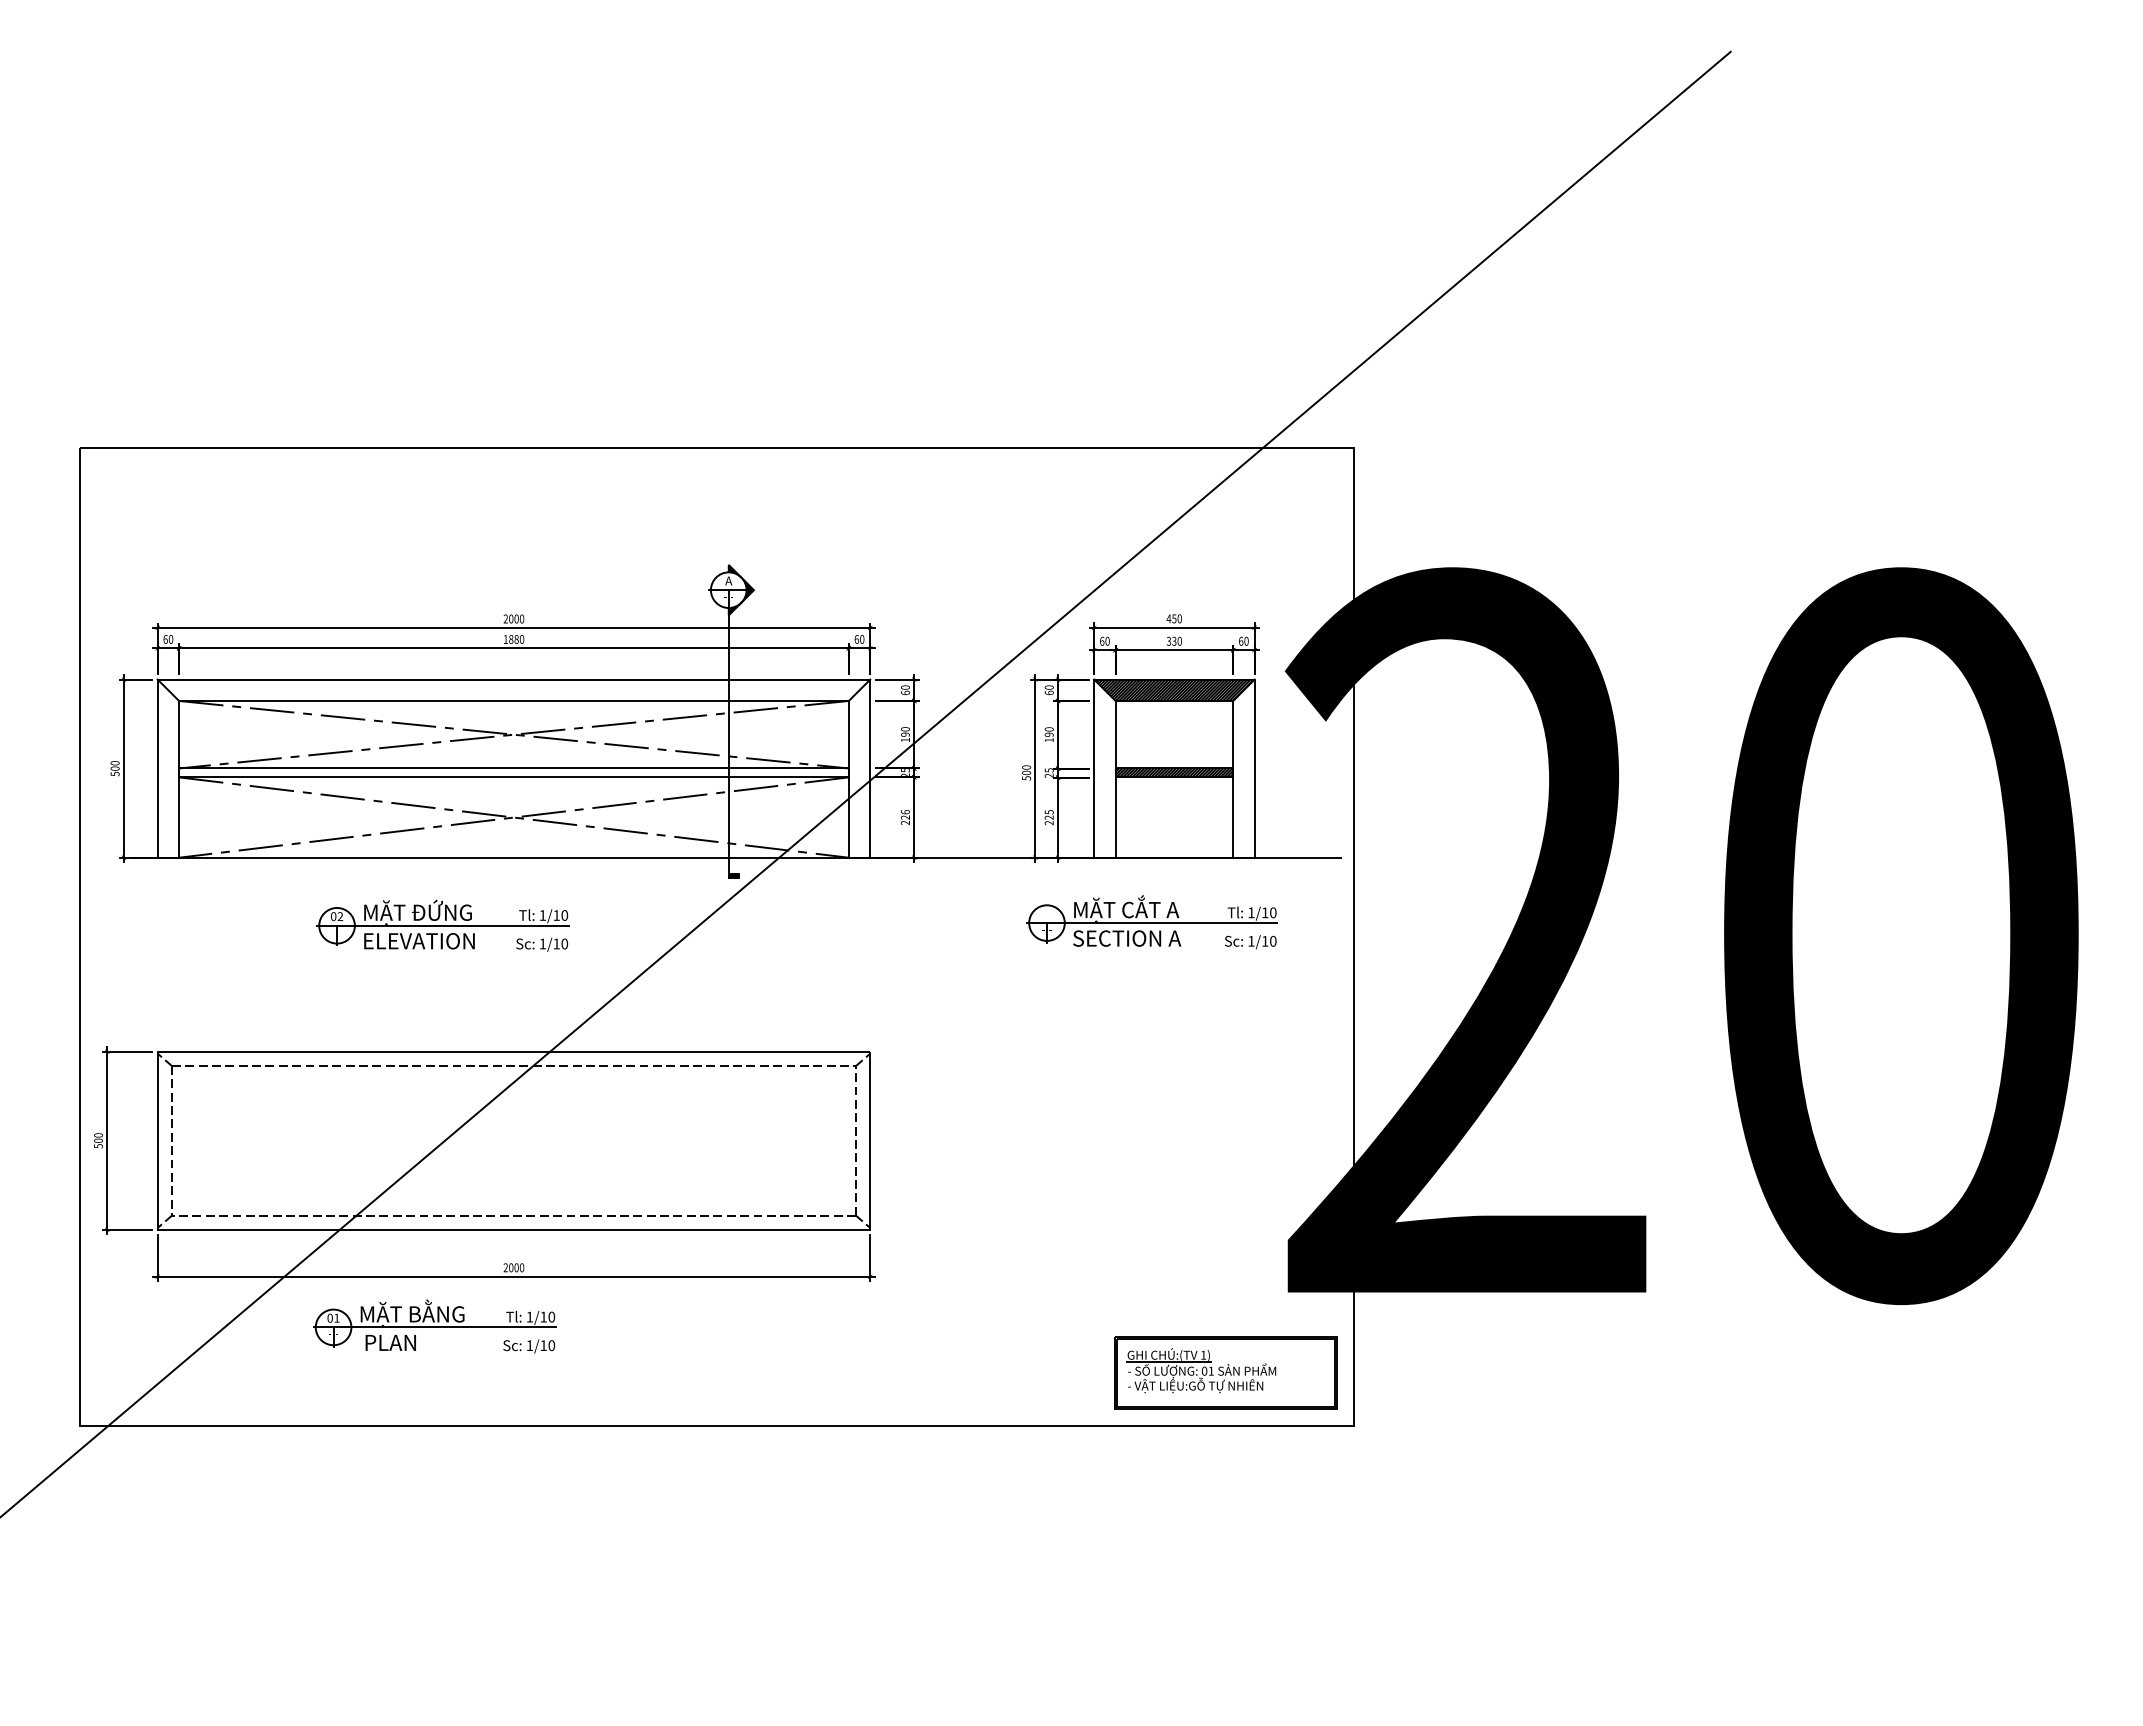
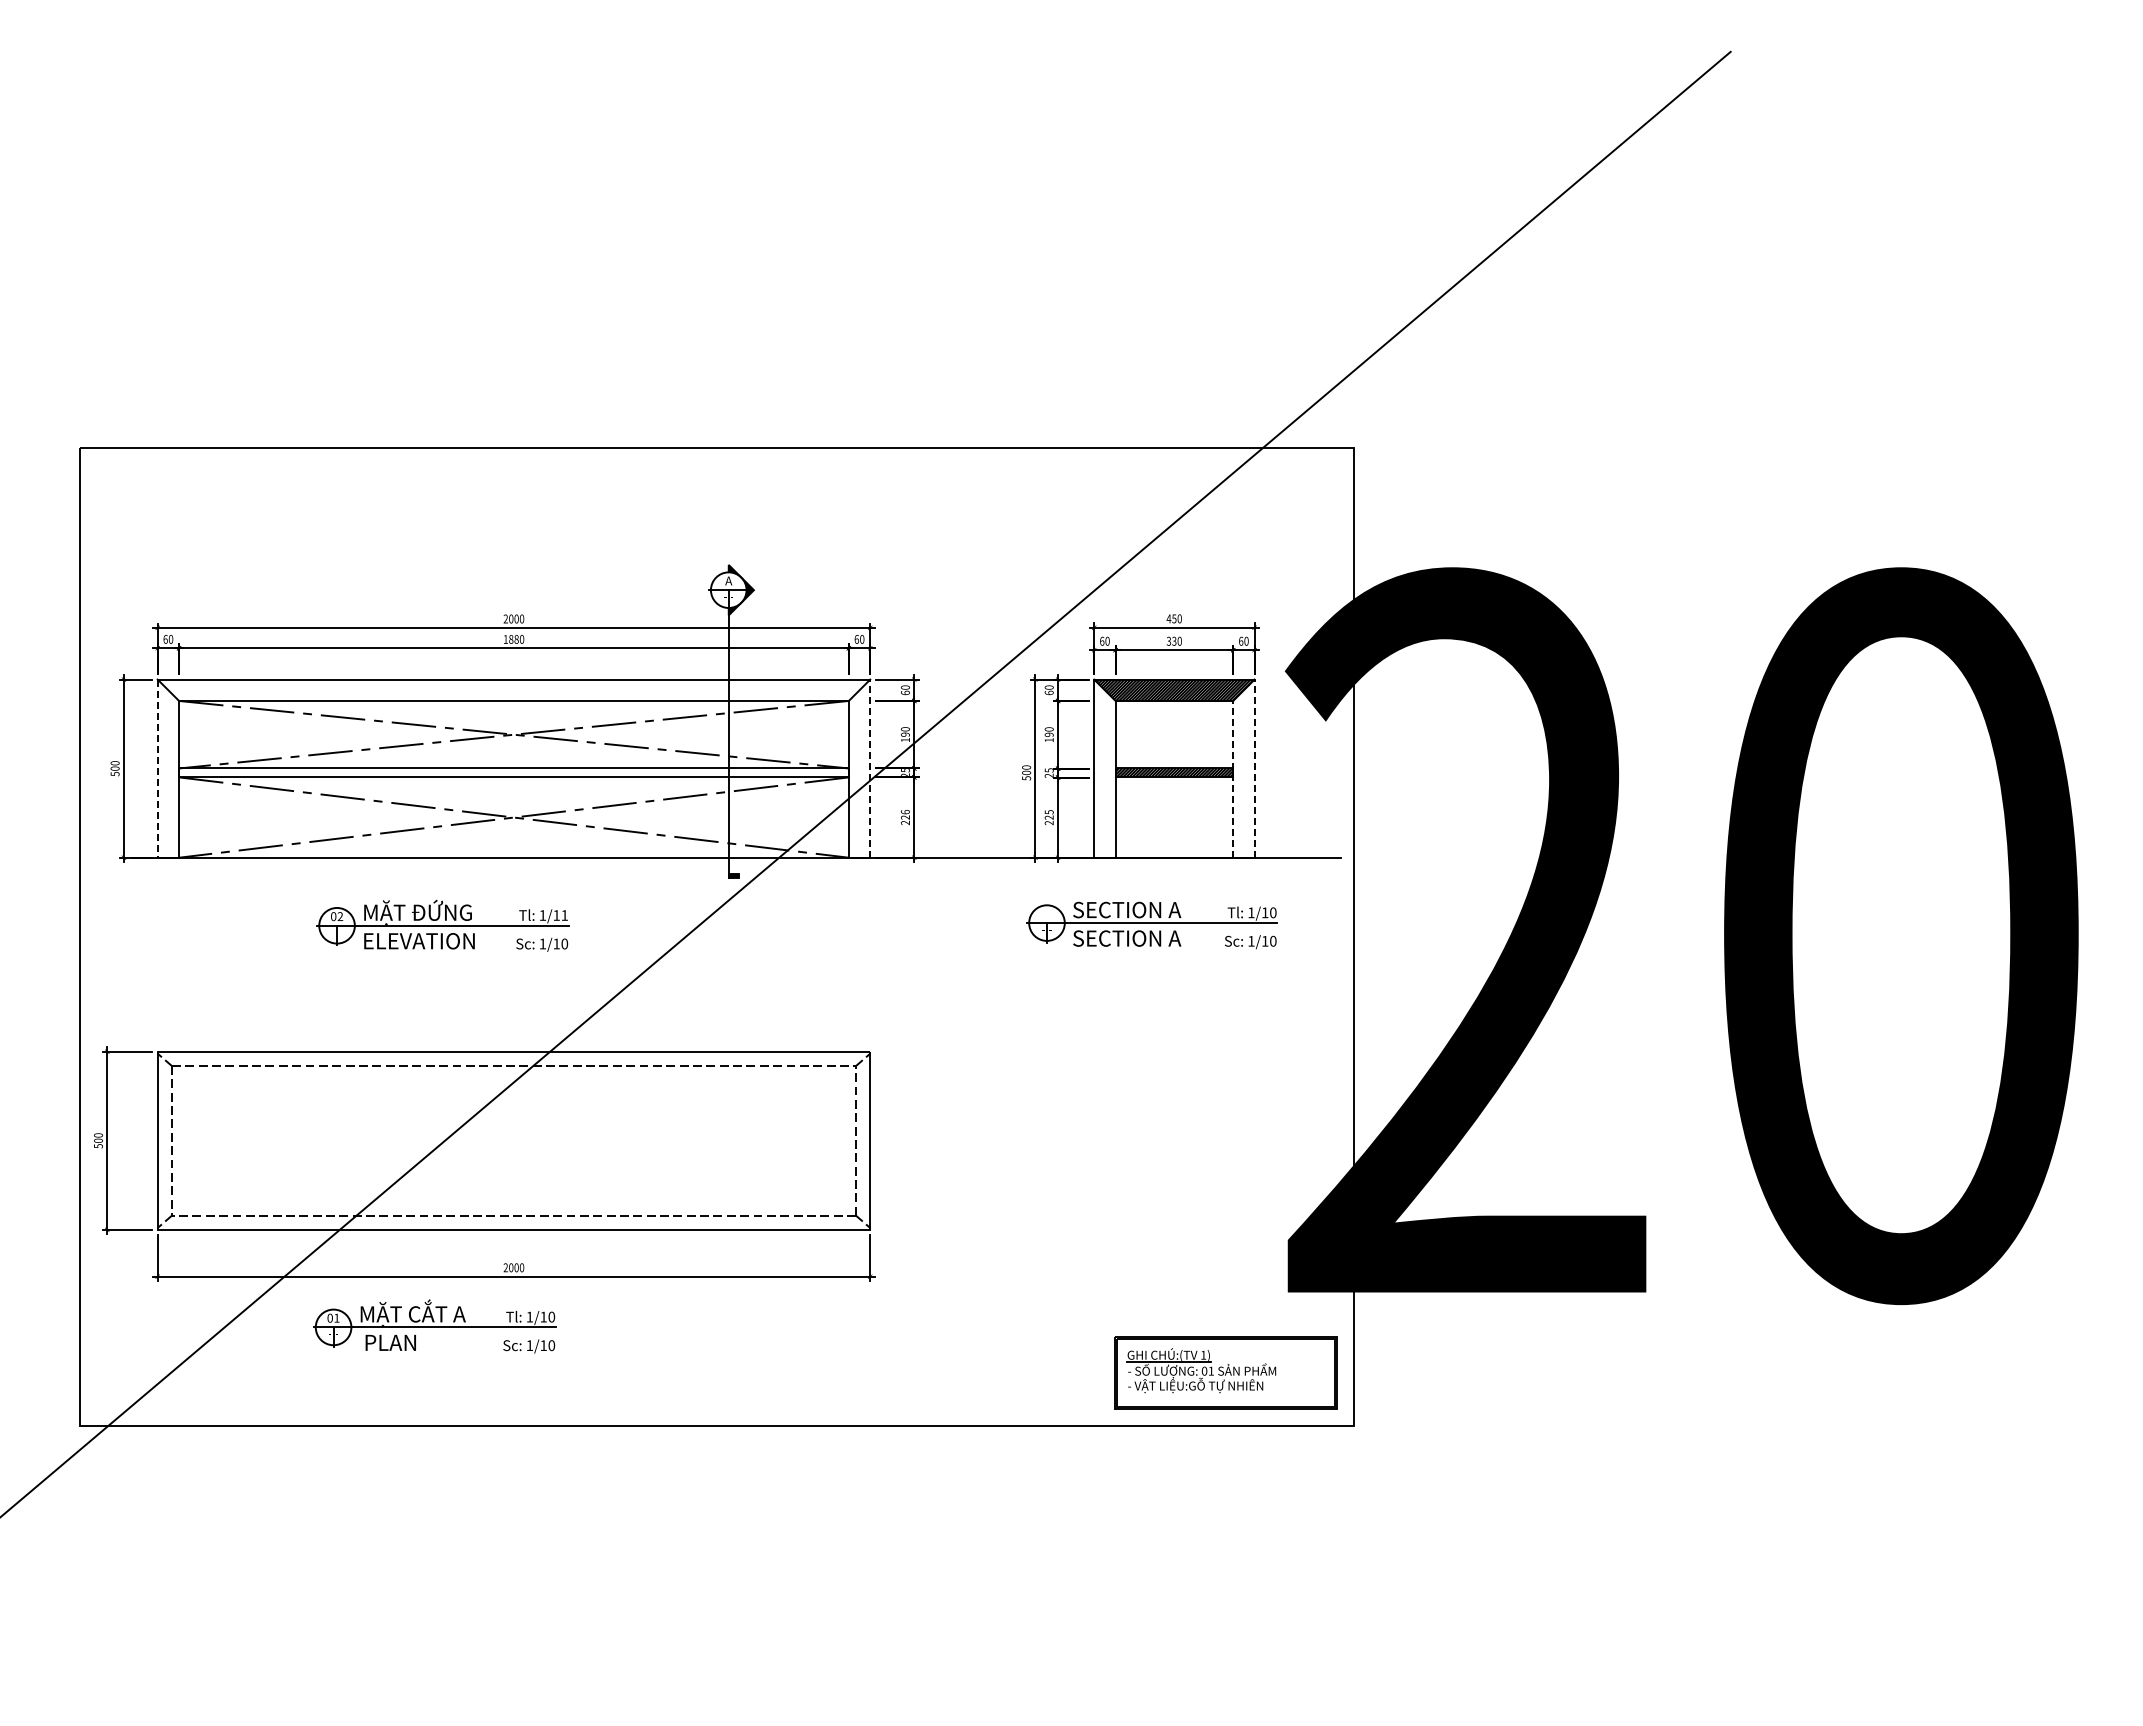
line: solid -> dashed (870, 768)
line: solid -> dashed (1254, 768)
line: solid -> dashed (157, 769)
line: solid -> dashed (1233, 778)
text: MẶT CẮT A -> SECTION A (1127, 908)
text: 1/10 -> 1/11 (564, 915)
text: MẶT BẰNG -> MẶT CẮT A (436, 1310)
